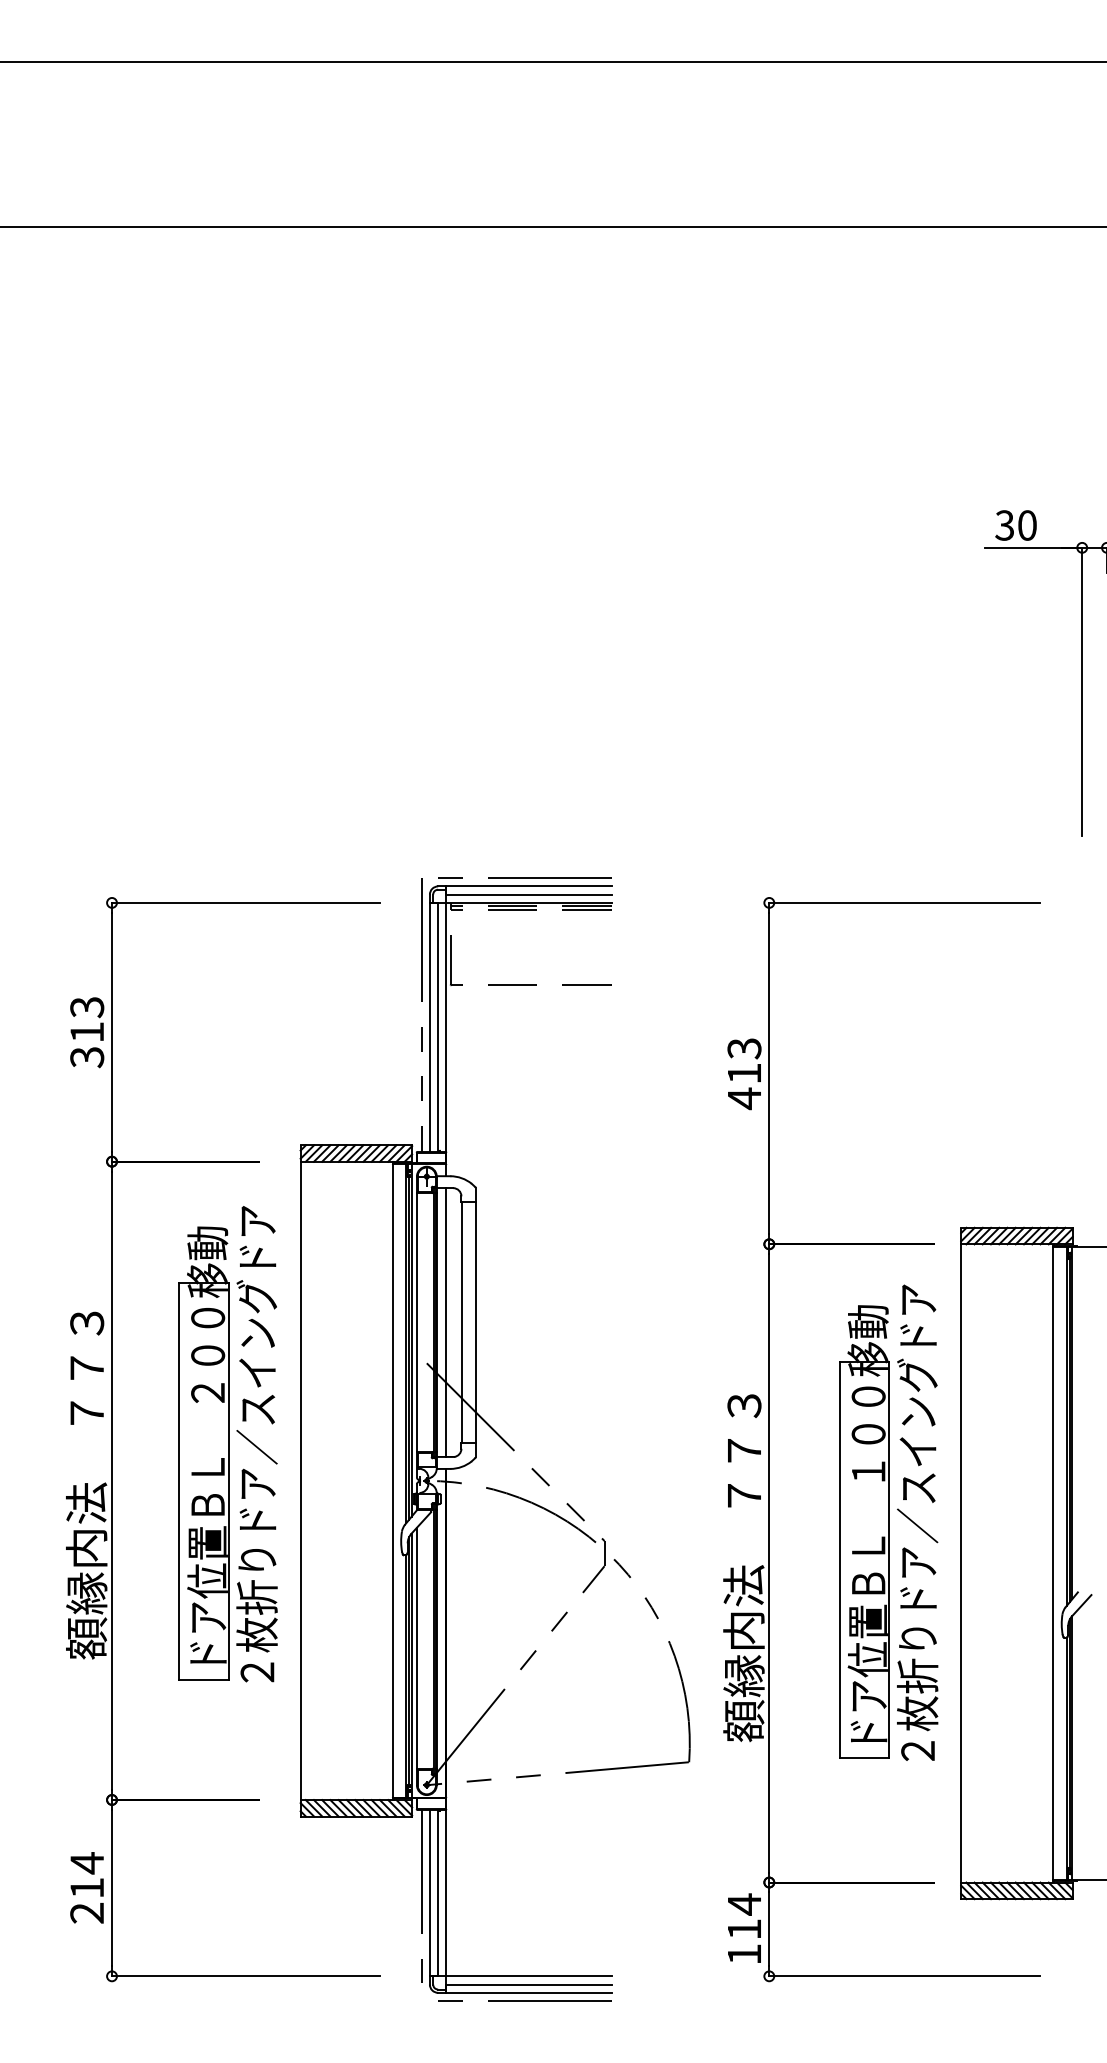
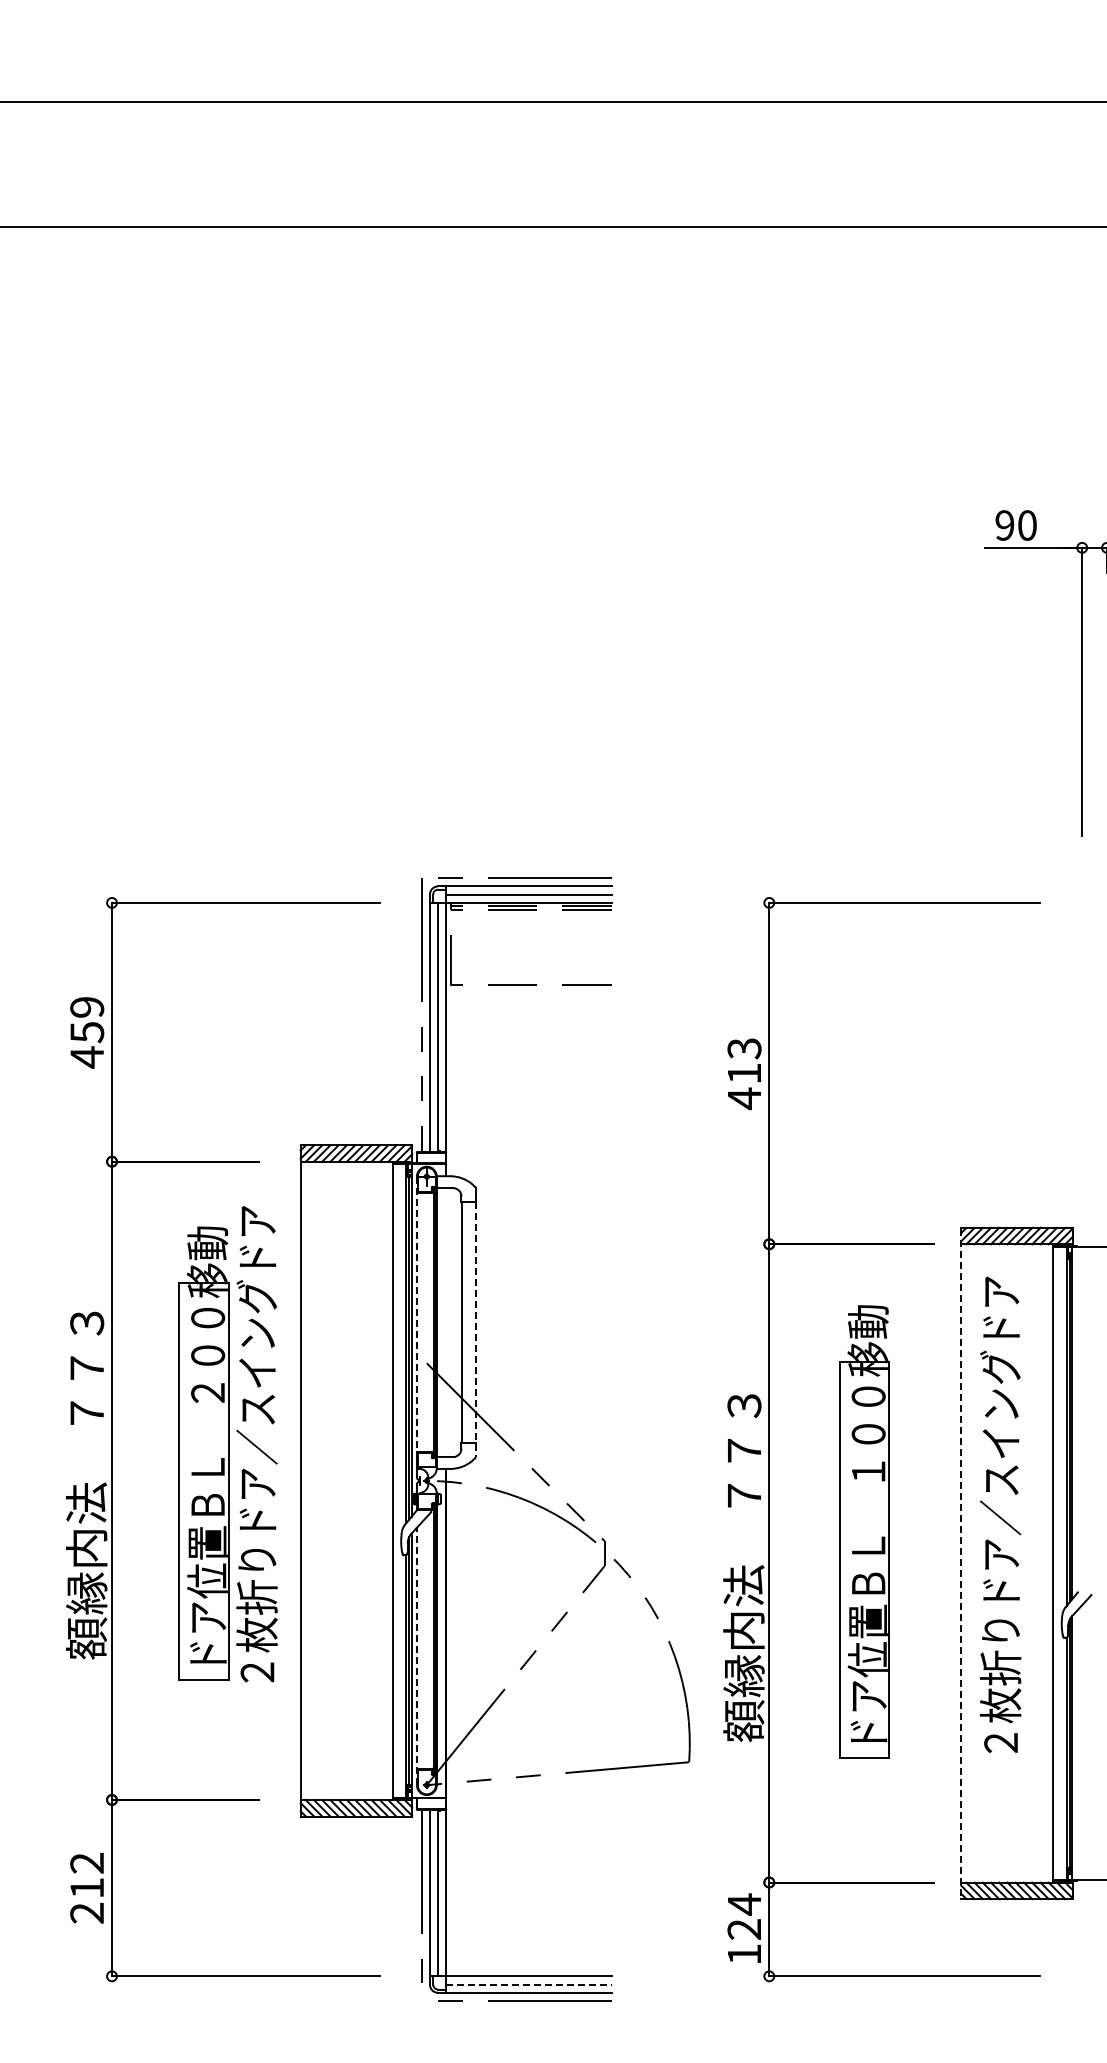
line position: (552, 61) -> (552, 101) (552, 101)
text: 30 -> 90 (1004, 525)
text: 313 -> 459 (87, 1032)
line: solid -> dashed (416, 1314)
line: present -> none (446, 1322)
line: solid -> dashed (475, 1330)
text position: (917, 1522) -> (1000, 1514) (1000, 1514)
line: solid -> dashed (961, 1564)
line: solid -> dashed (416, 1656)
text: 214 -> 212 (86, 1863)
text: 114 -> 124 (743, 1929)
line: solid -> dashed (528, 1984)
